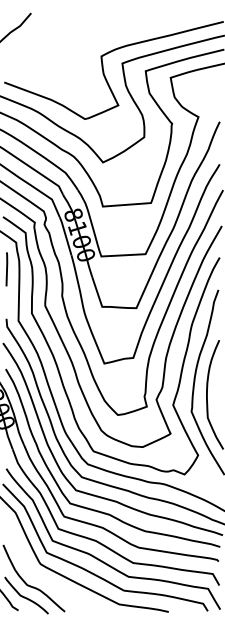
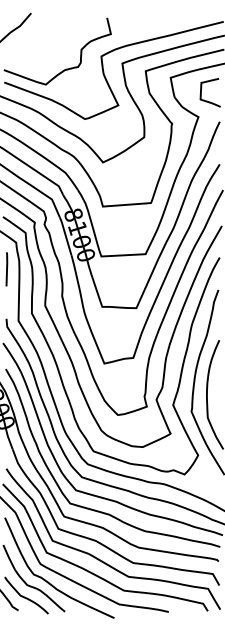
curve: none -> present (66, 68)
curve: none -> present (201, 92)
curve: none -> present (48, 581)
